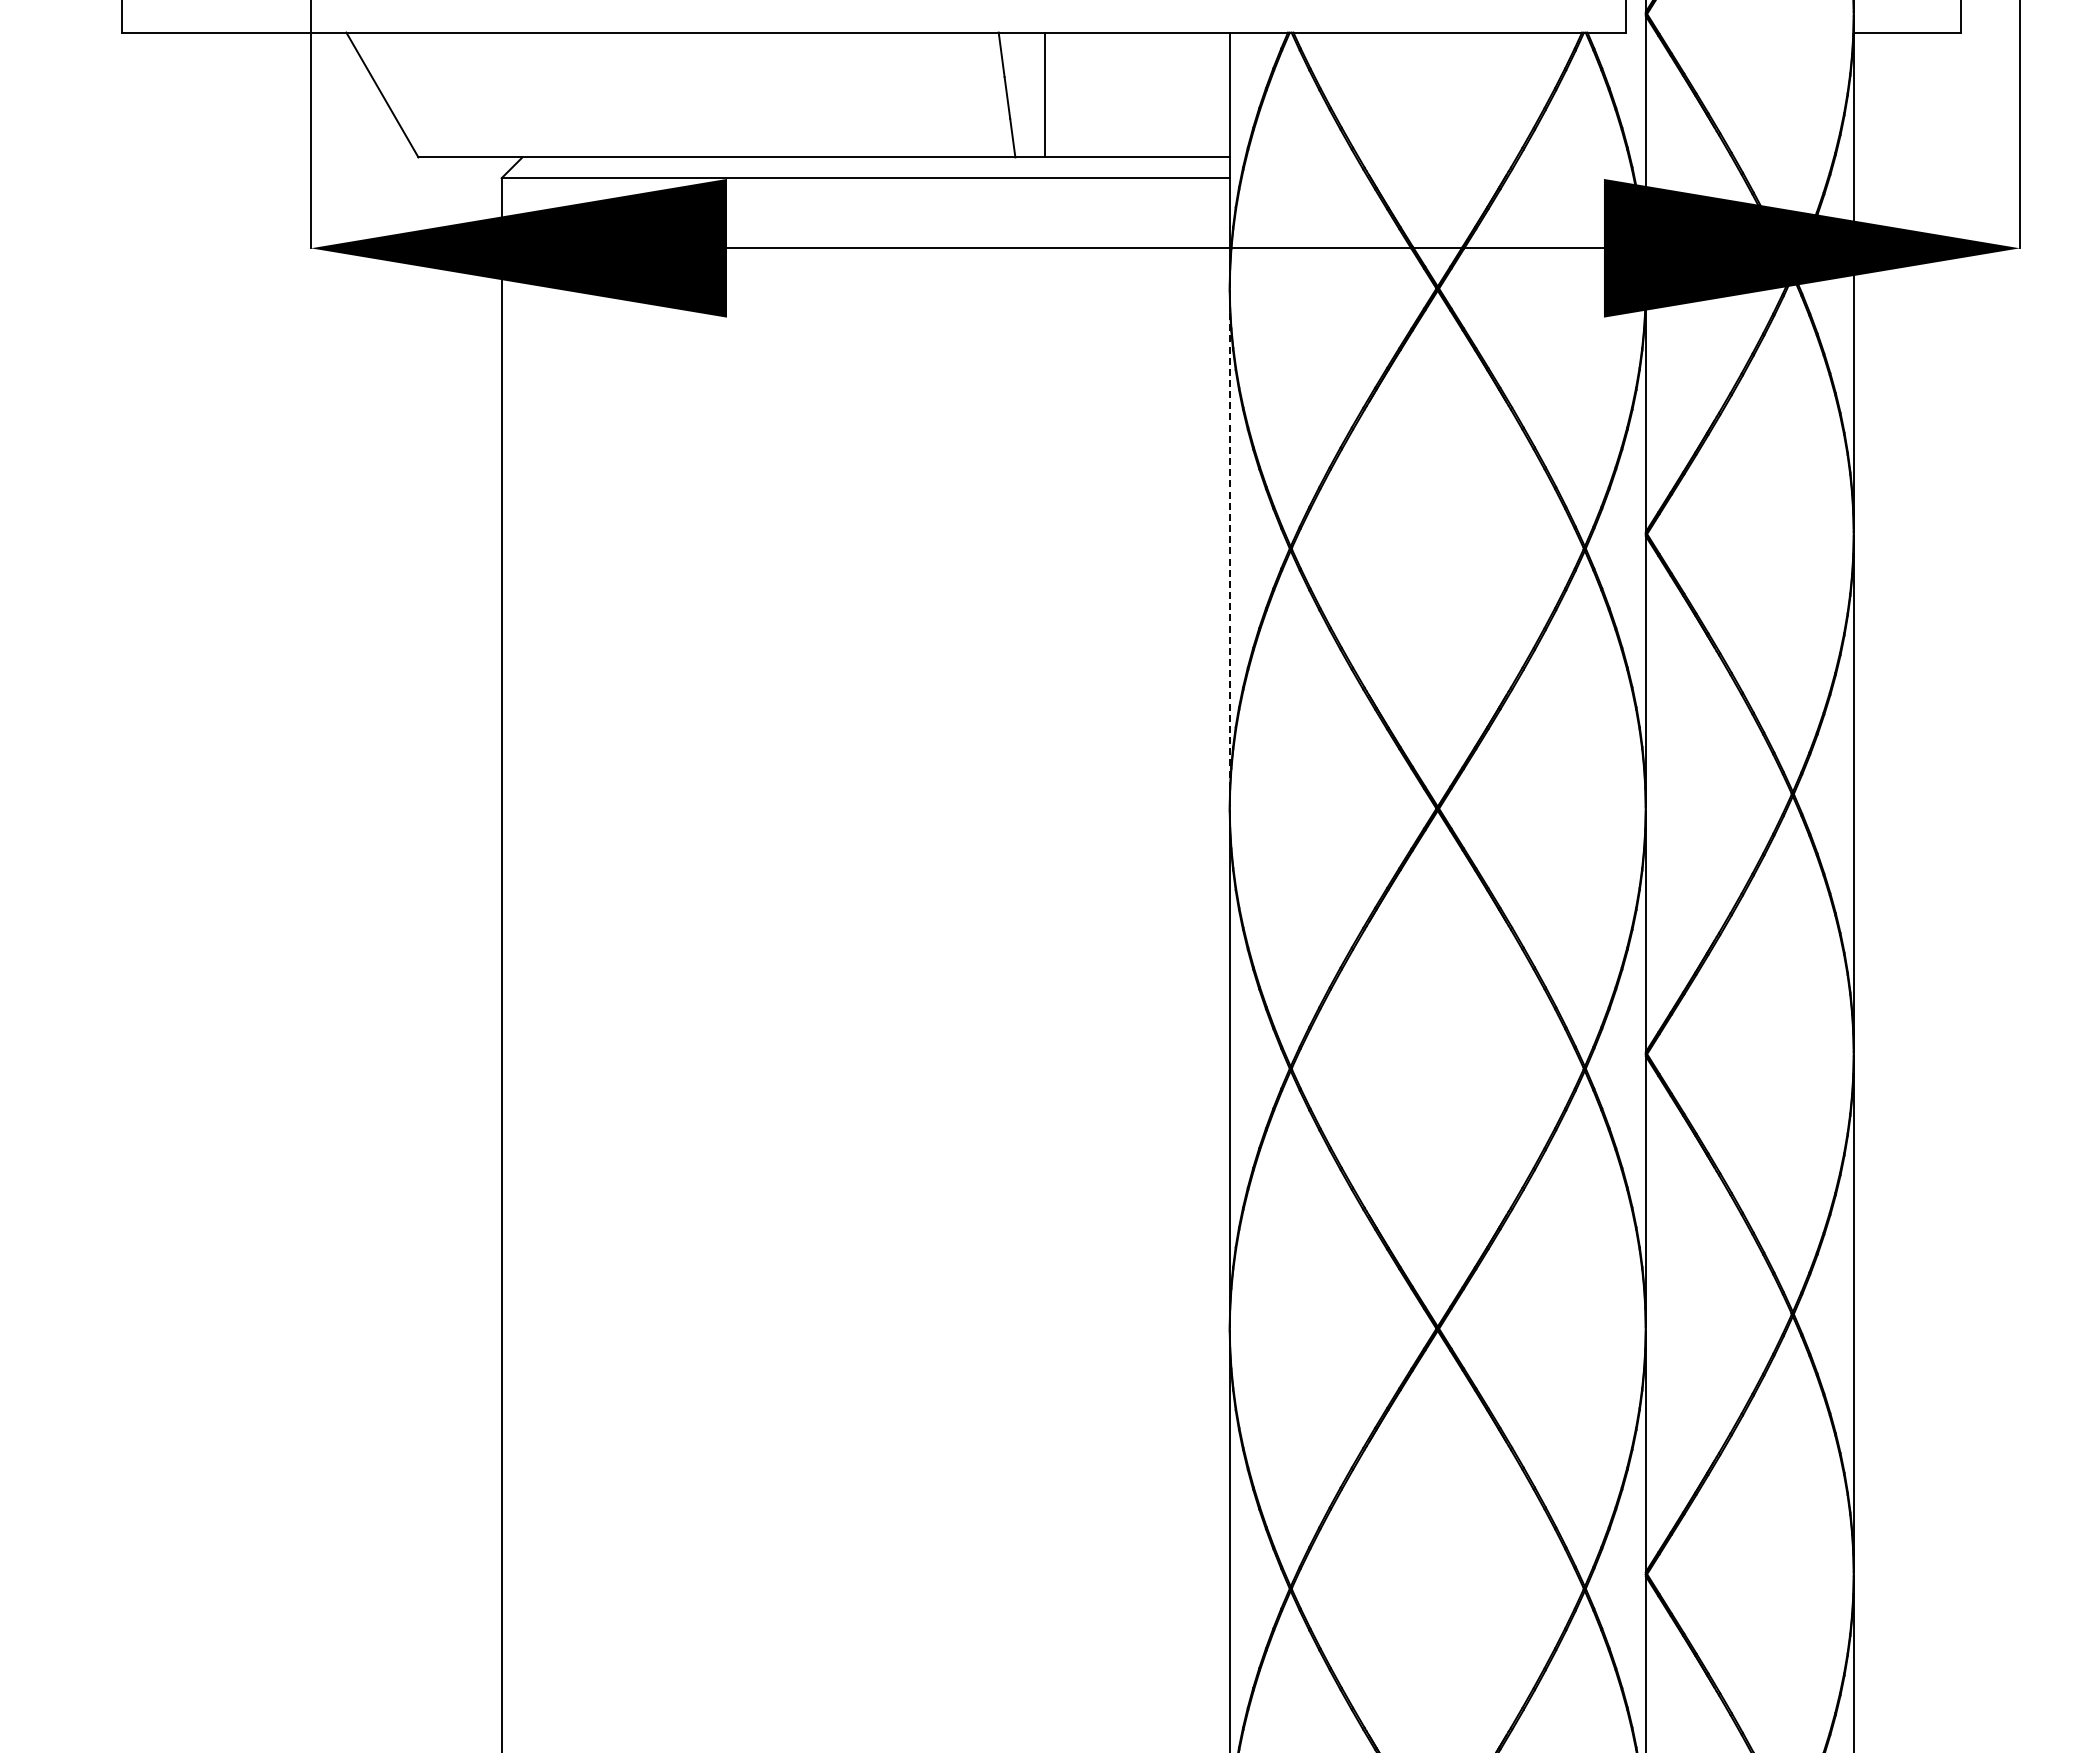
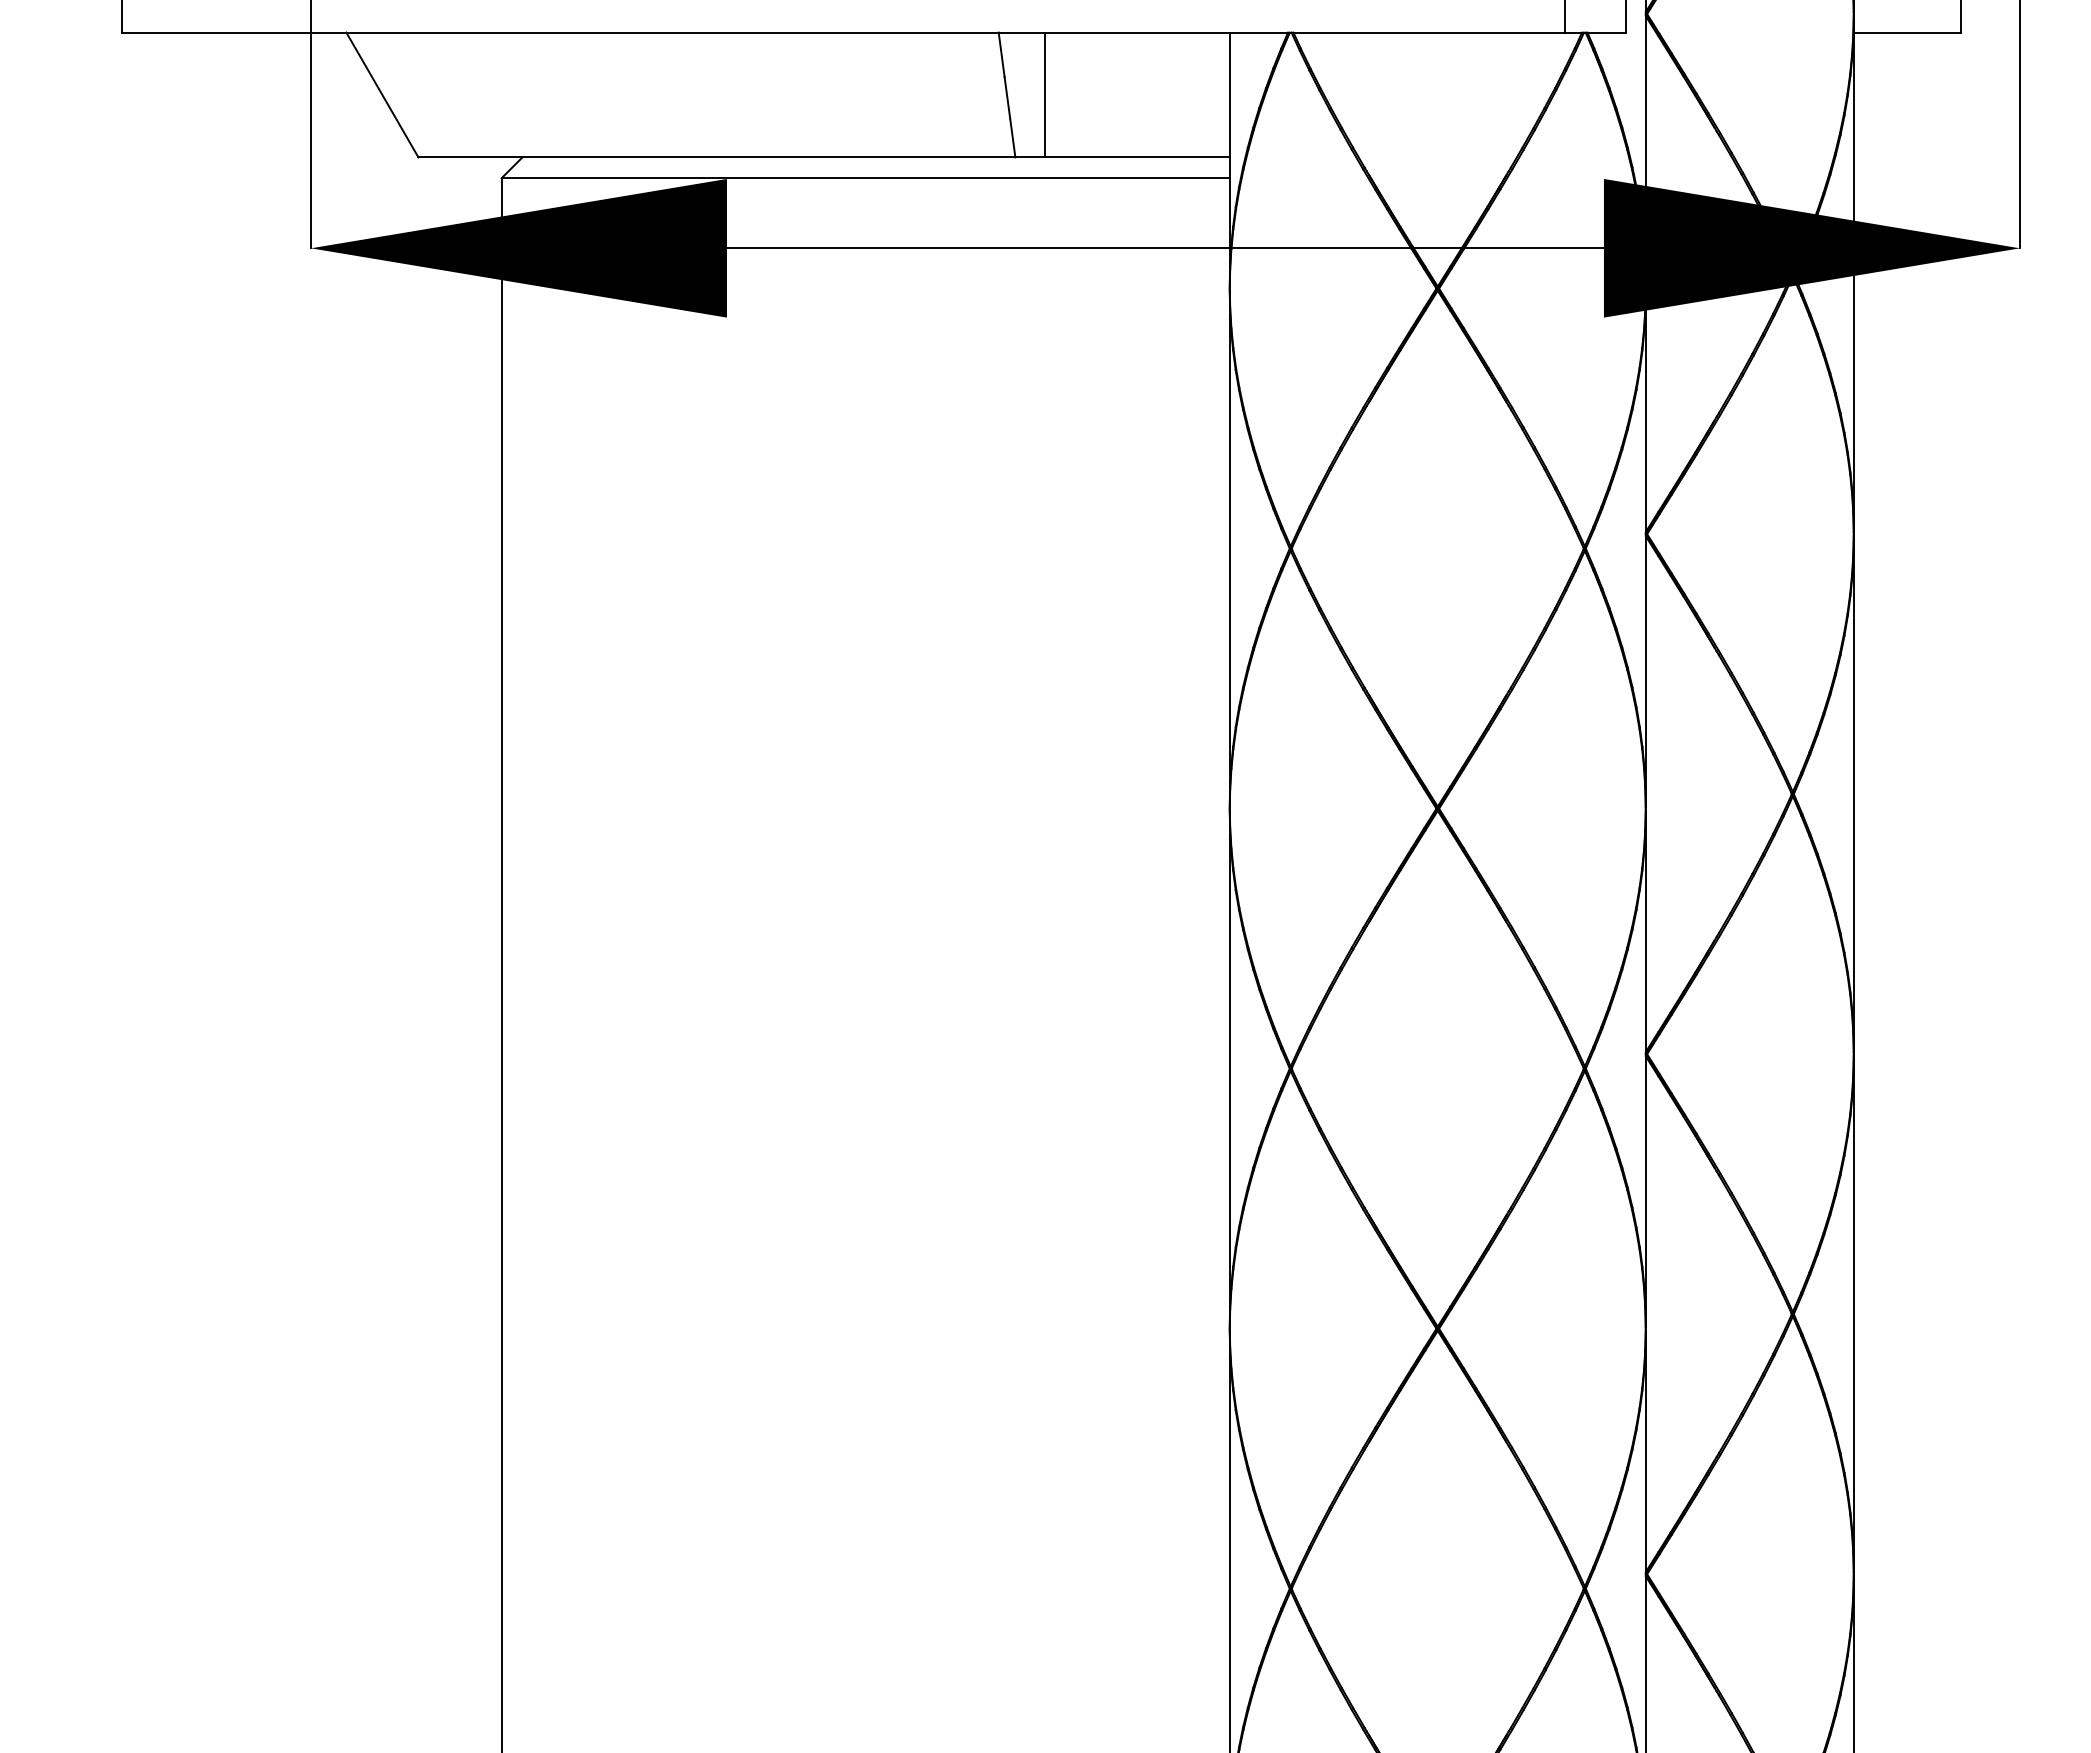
line: none -> present (1564, 17)
line: dashed -> solid (1229, 548)
